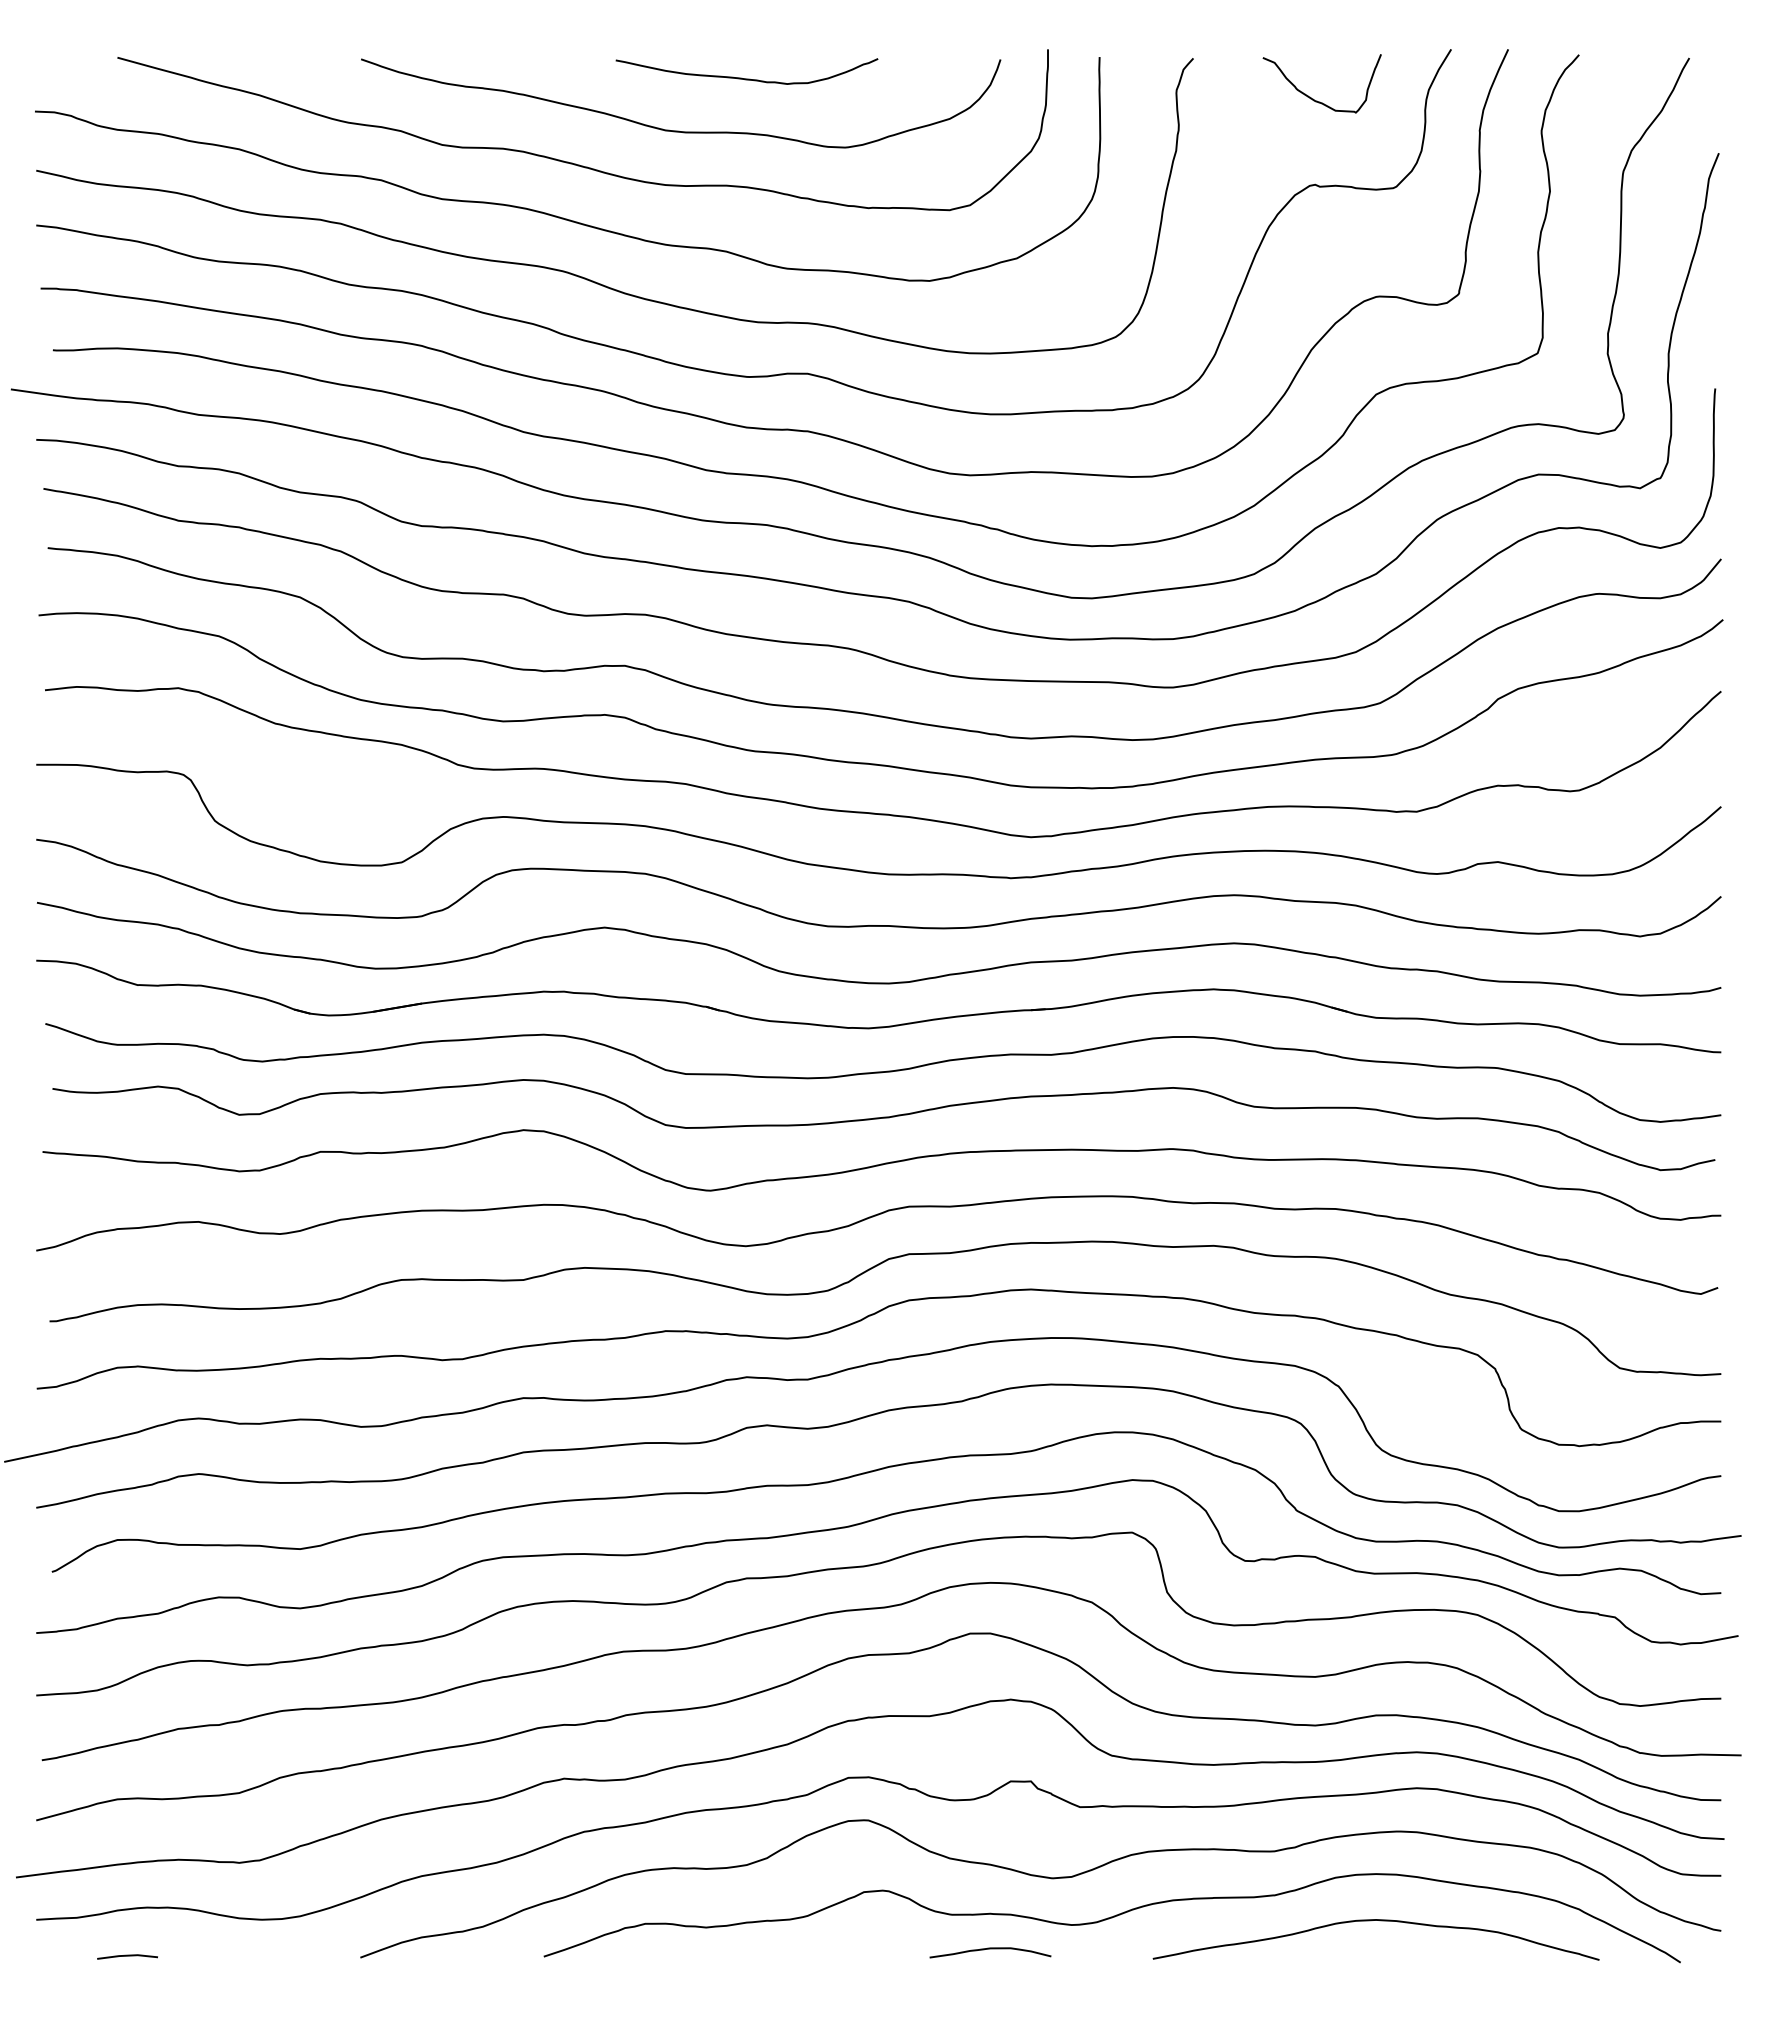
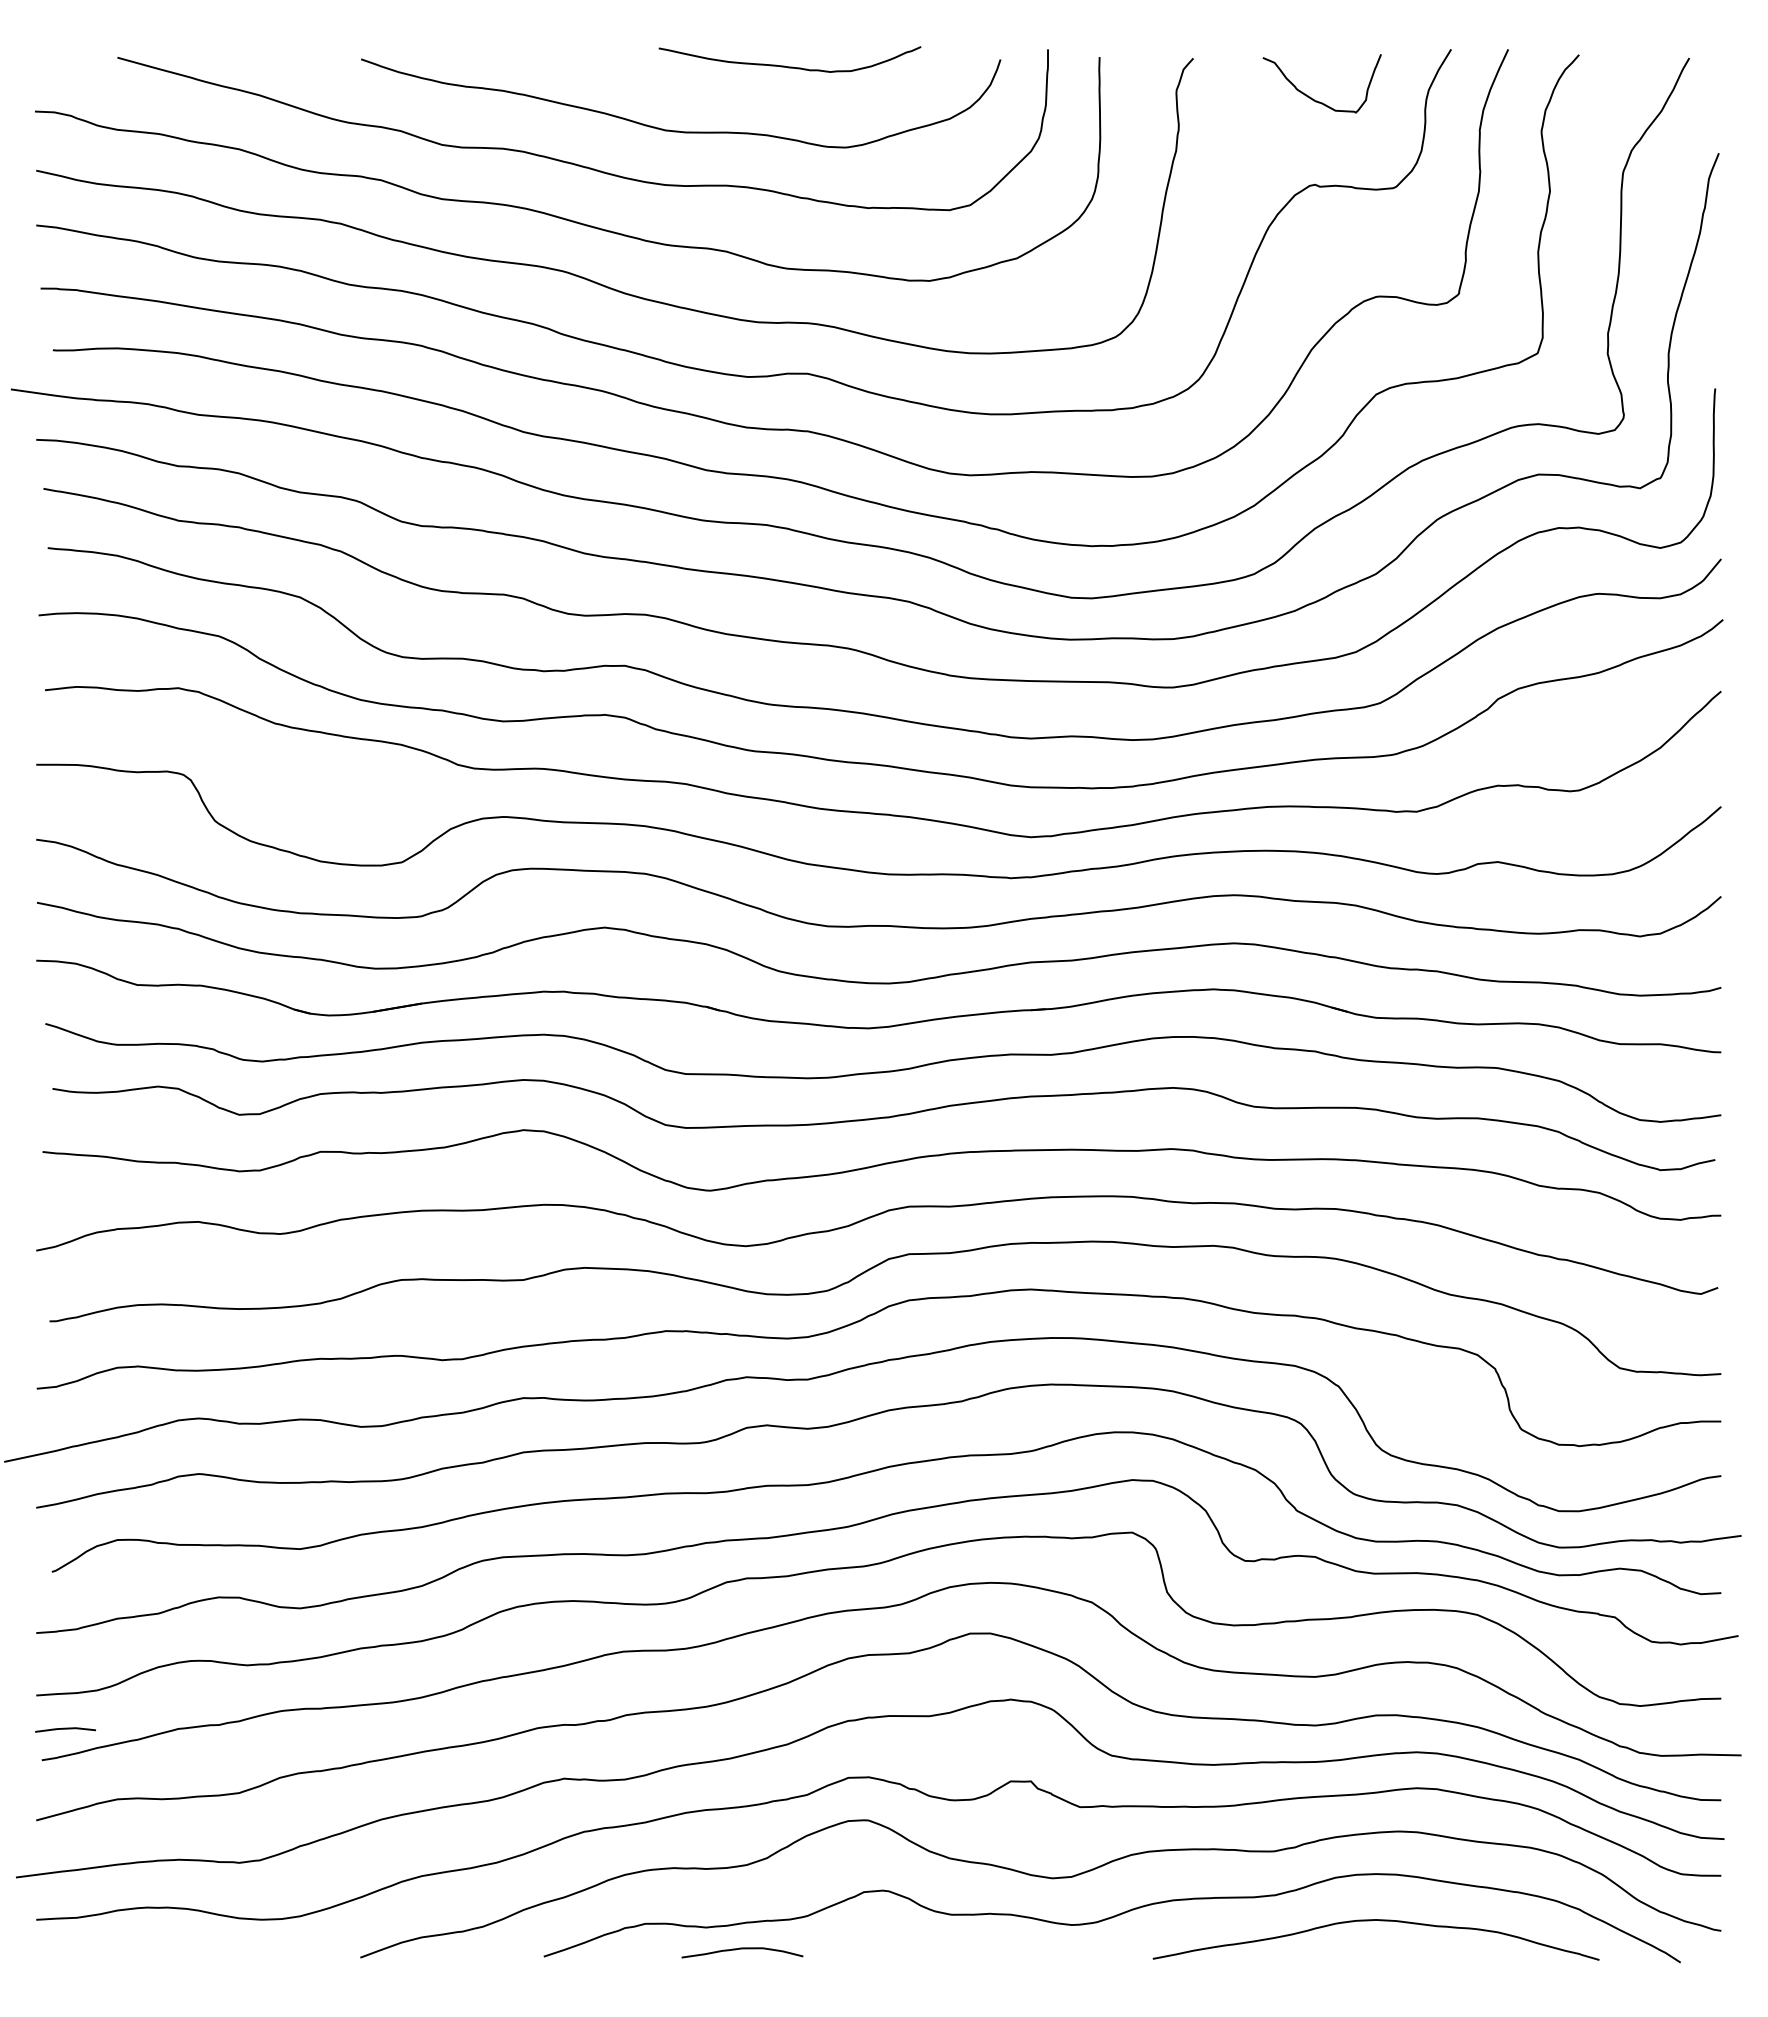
curve position: (746, 78) -> (789, 66) (789, 66)
curve position: (990, 1949) -> (742, 1949) (742, 1949)
line position: (127, 1956) -> (65, 1729) (65, 1729)
